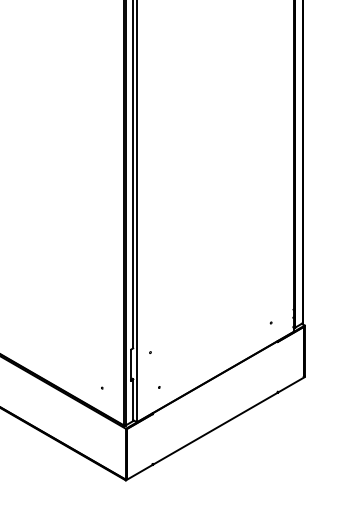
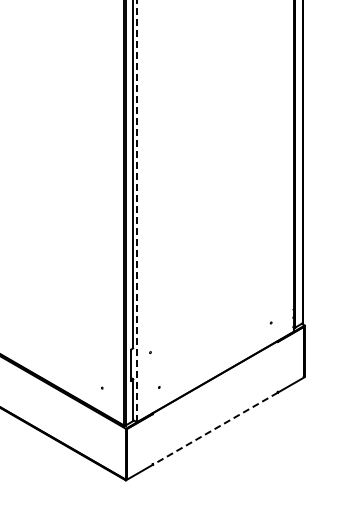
line: solid -> dashed (137, 211)
line: solid -> dashed (214, 429)
